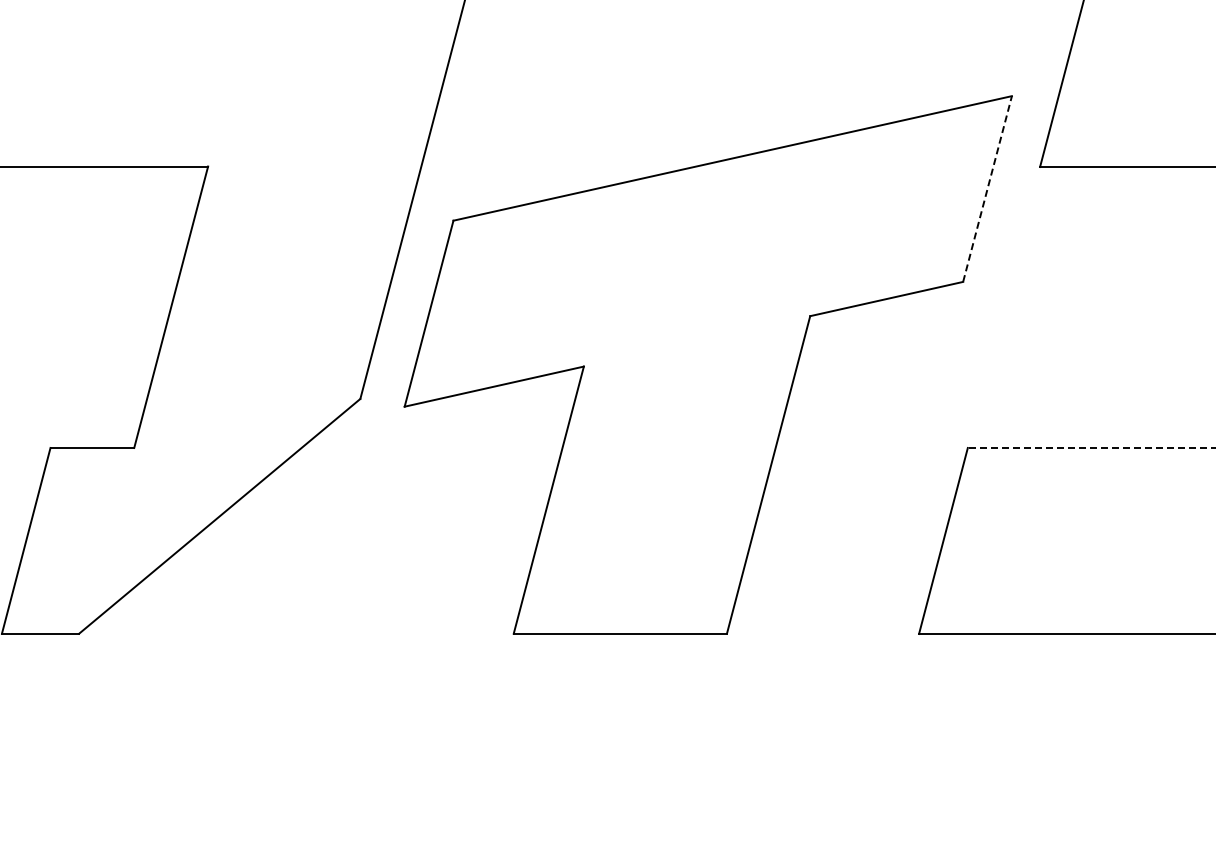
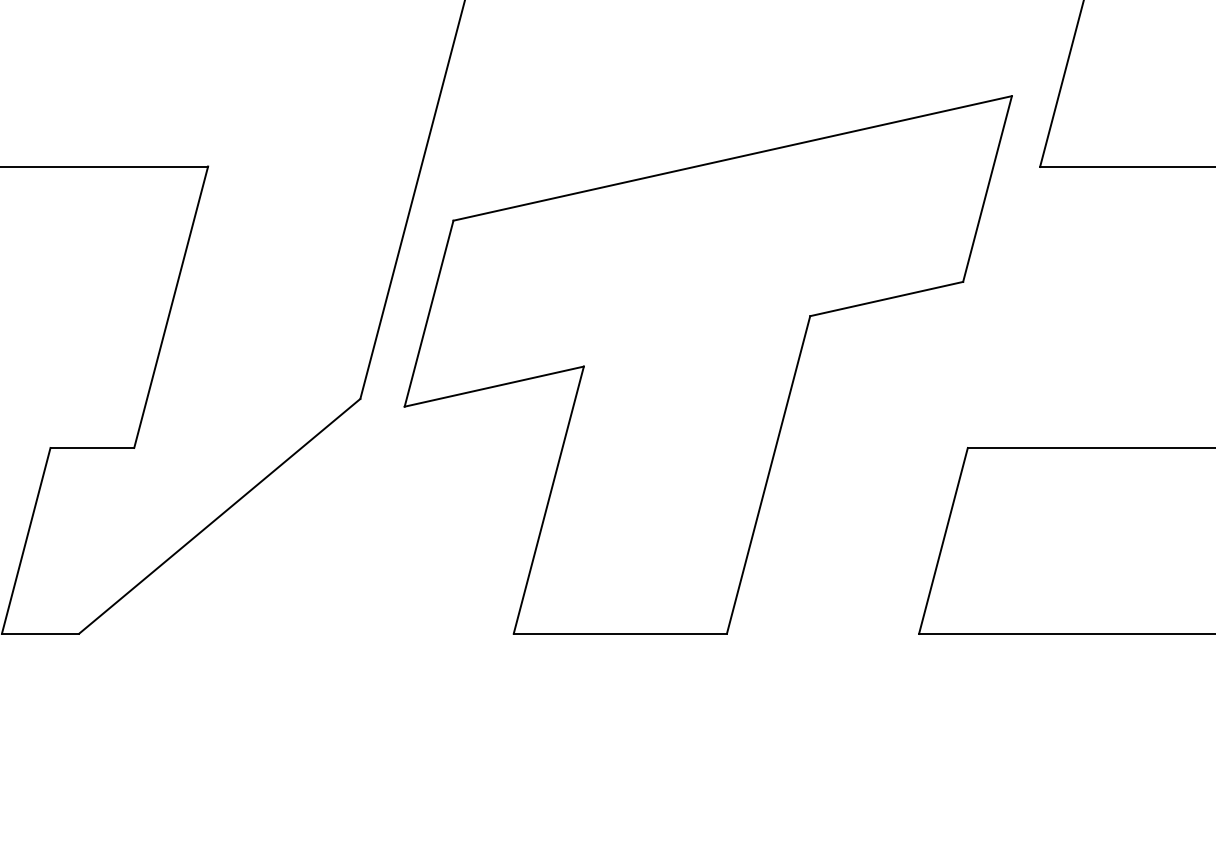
line: dashed -> solid (987, 188)
line: dashed -> solid (1091, 447)
